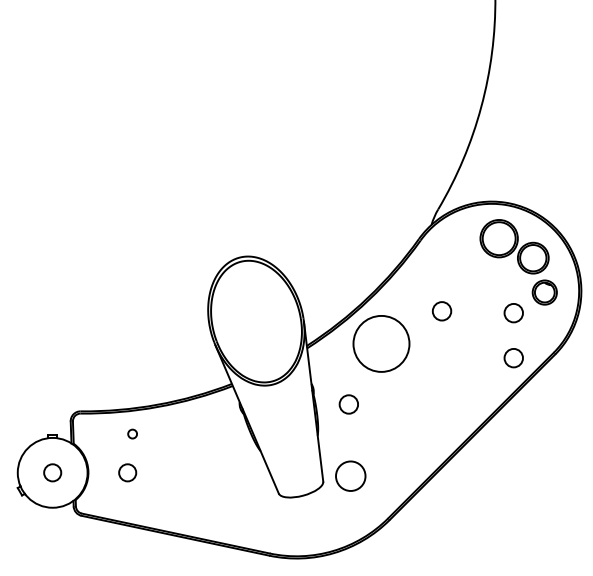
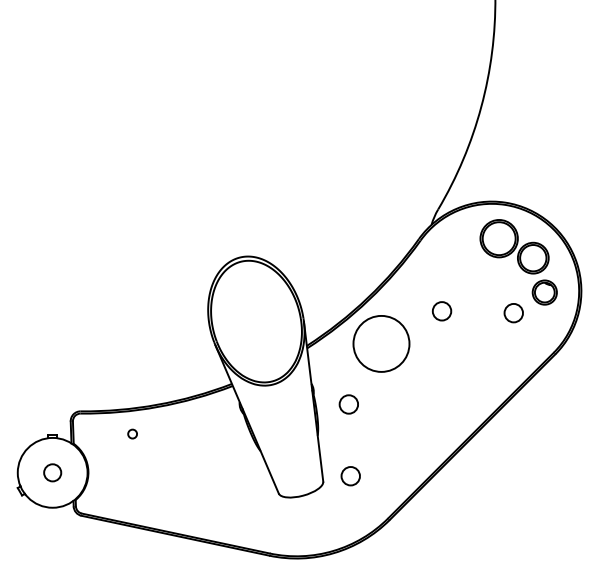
circle: present -> none (513, 358)
circle: present -> none (127, 472)
circle diameter: 30 px -> 18 px (350, 476)
